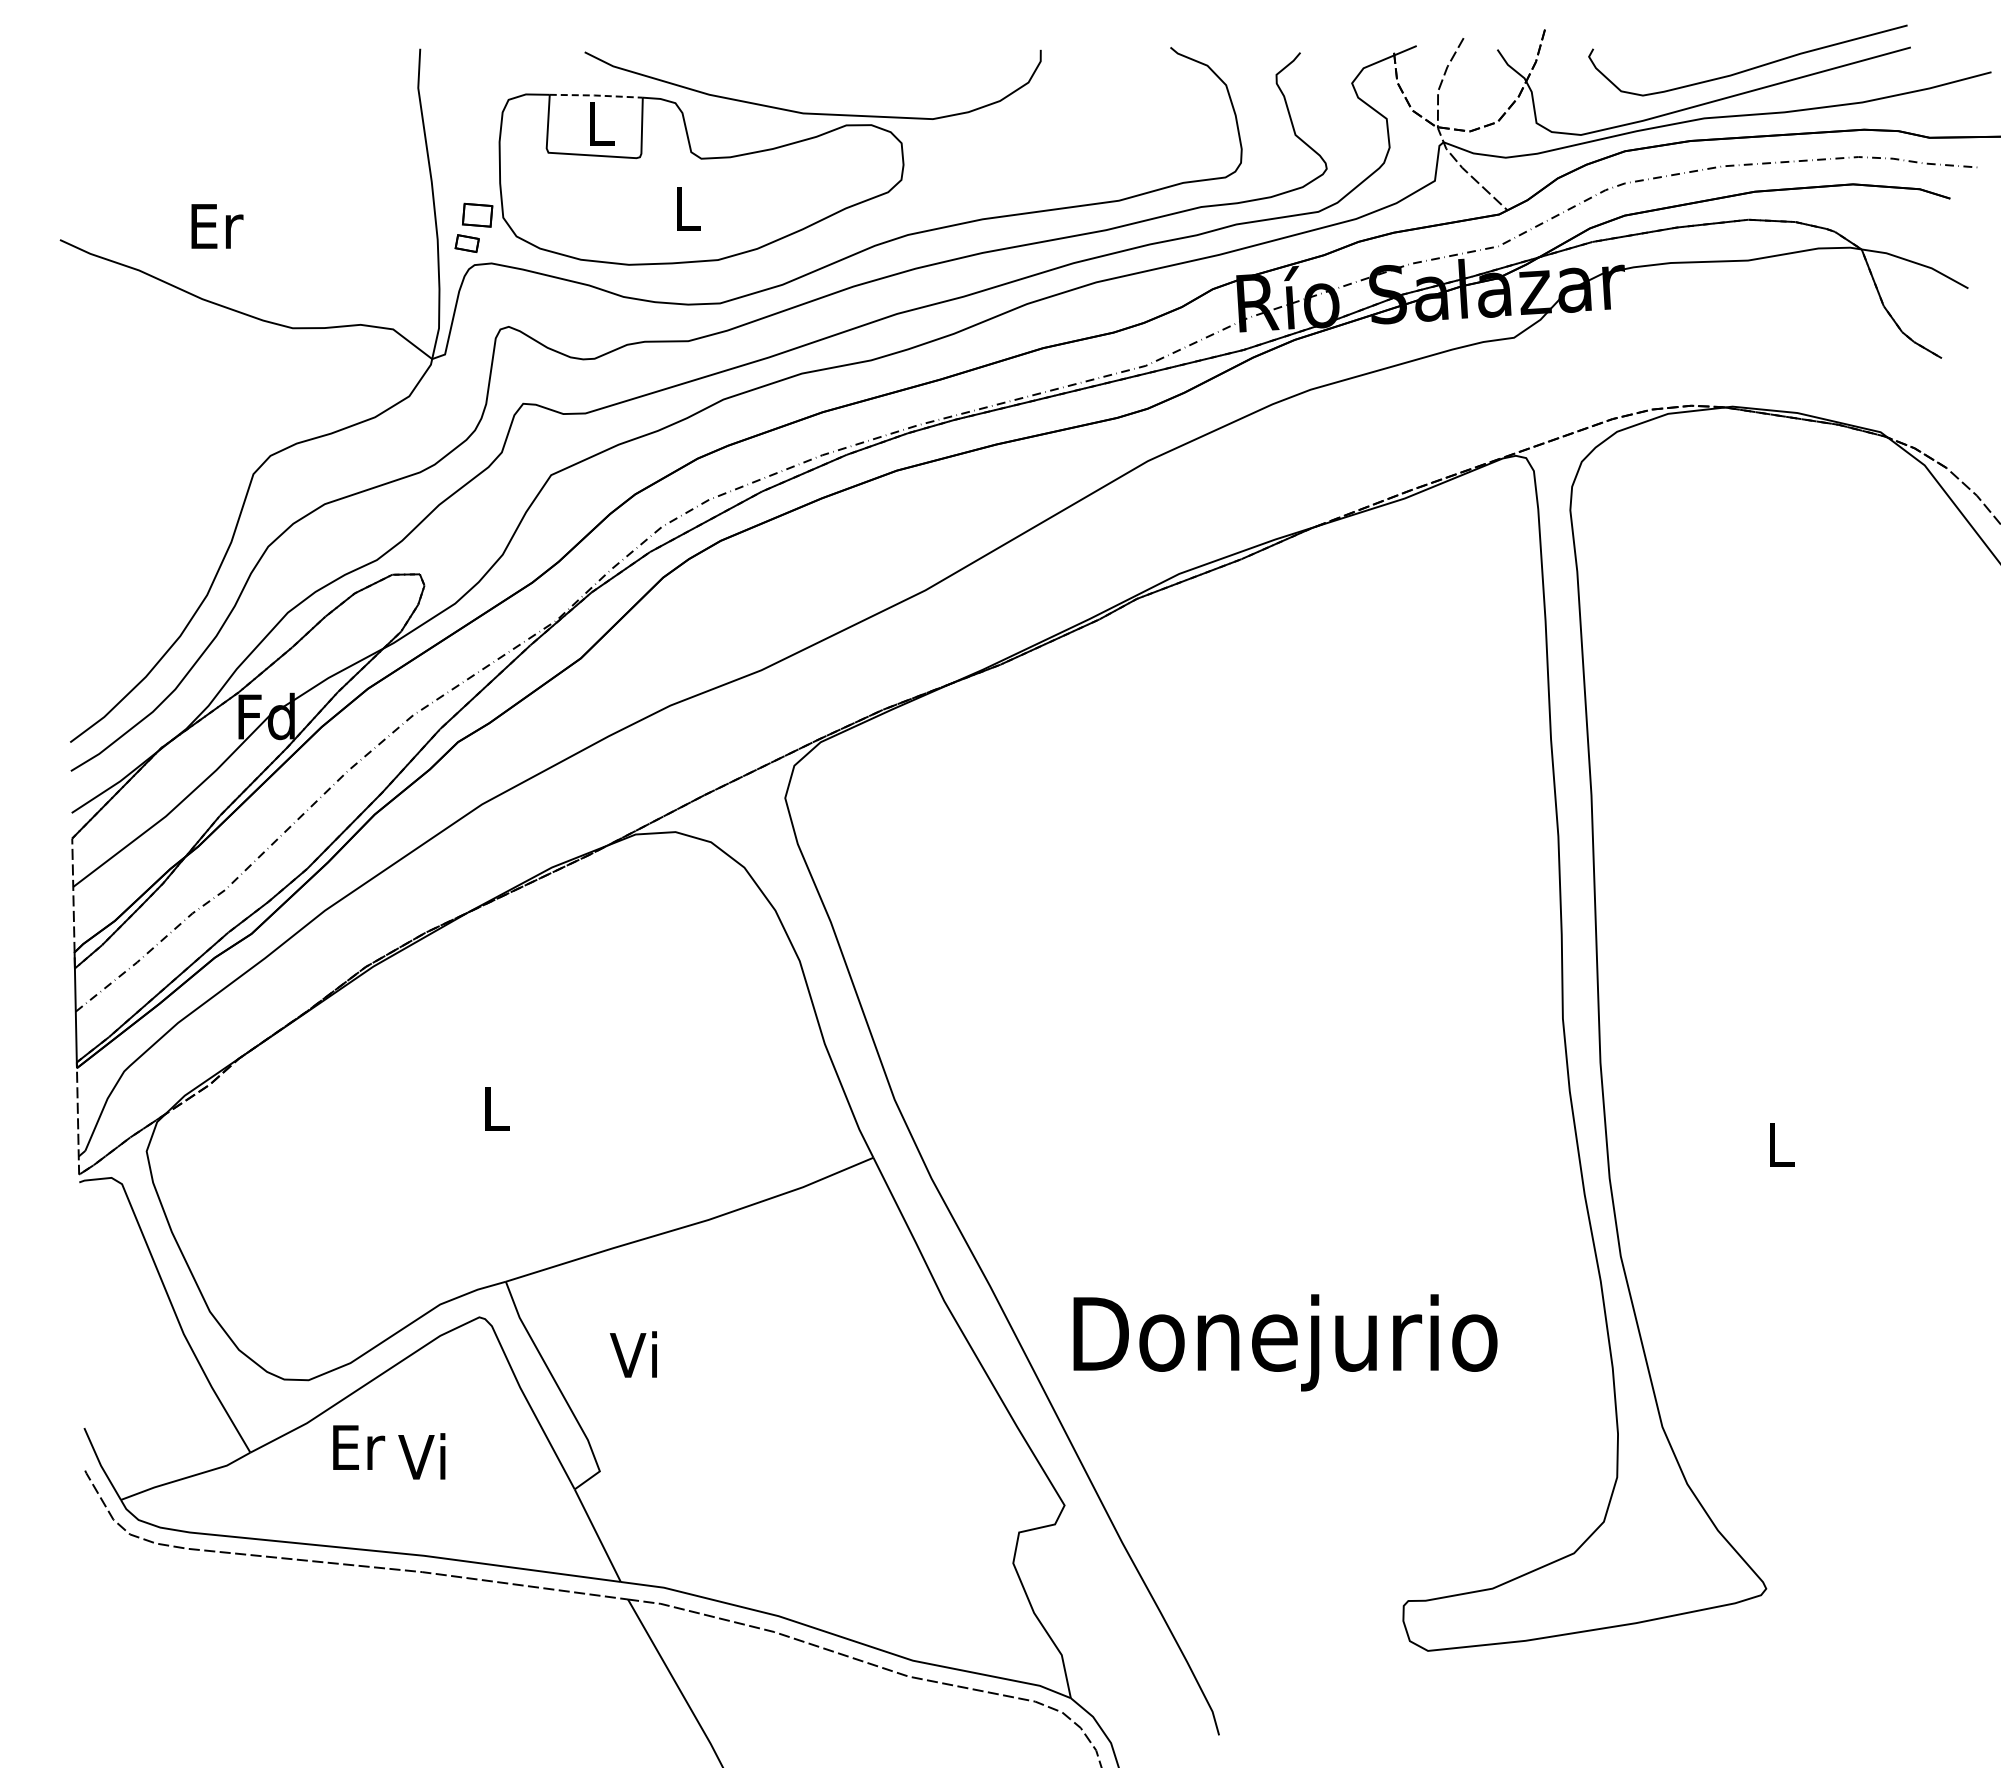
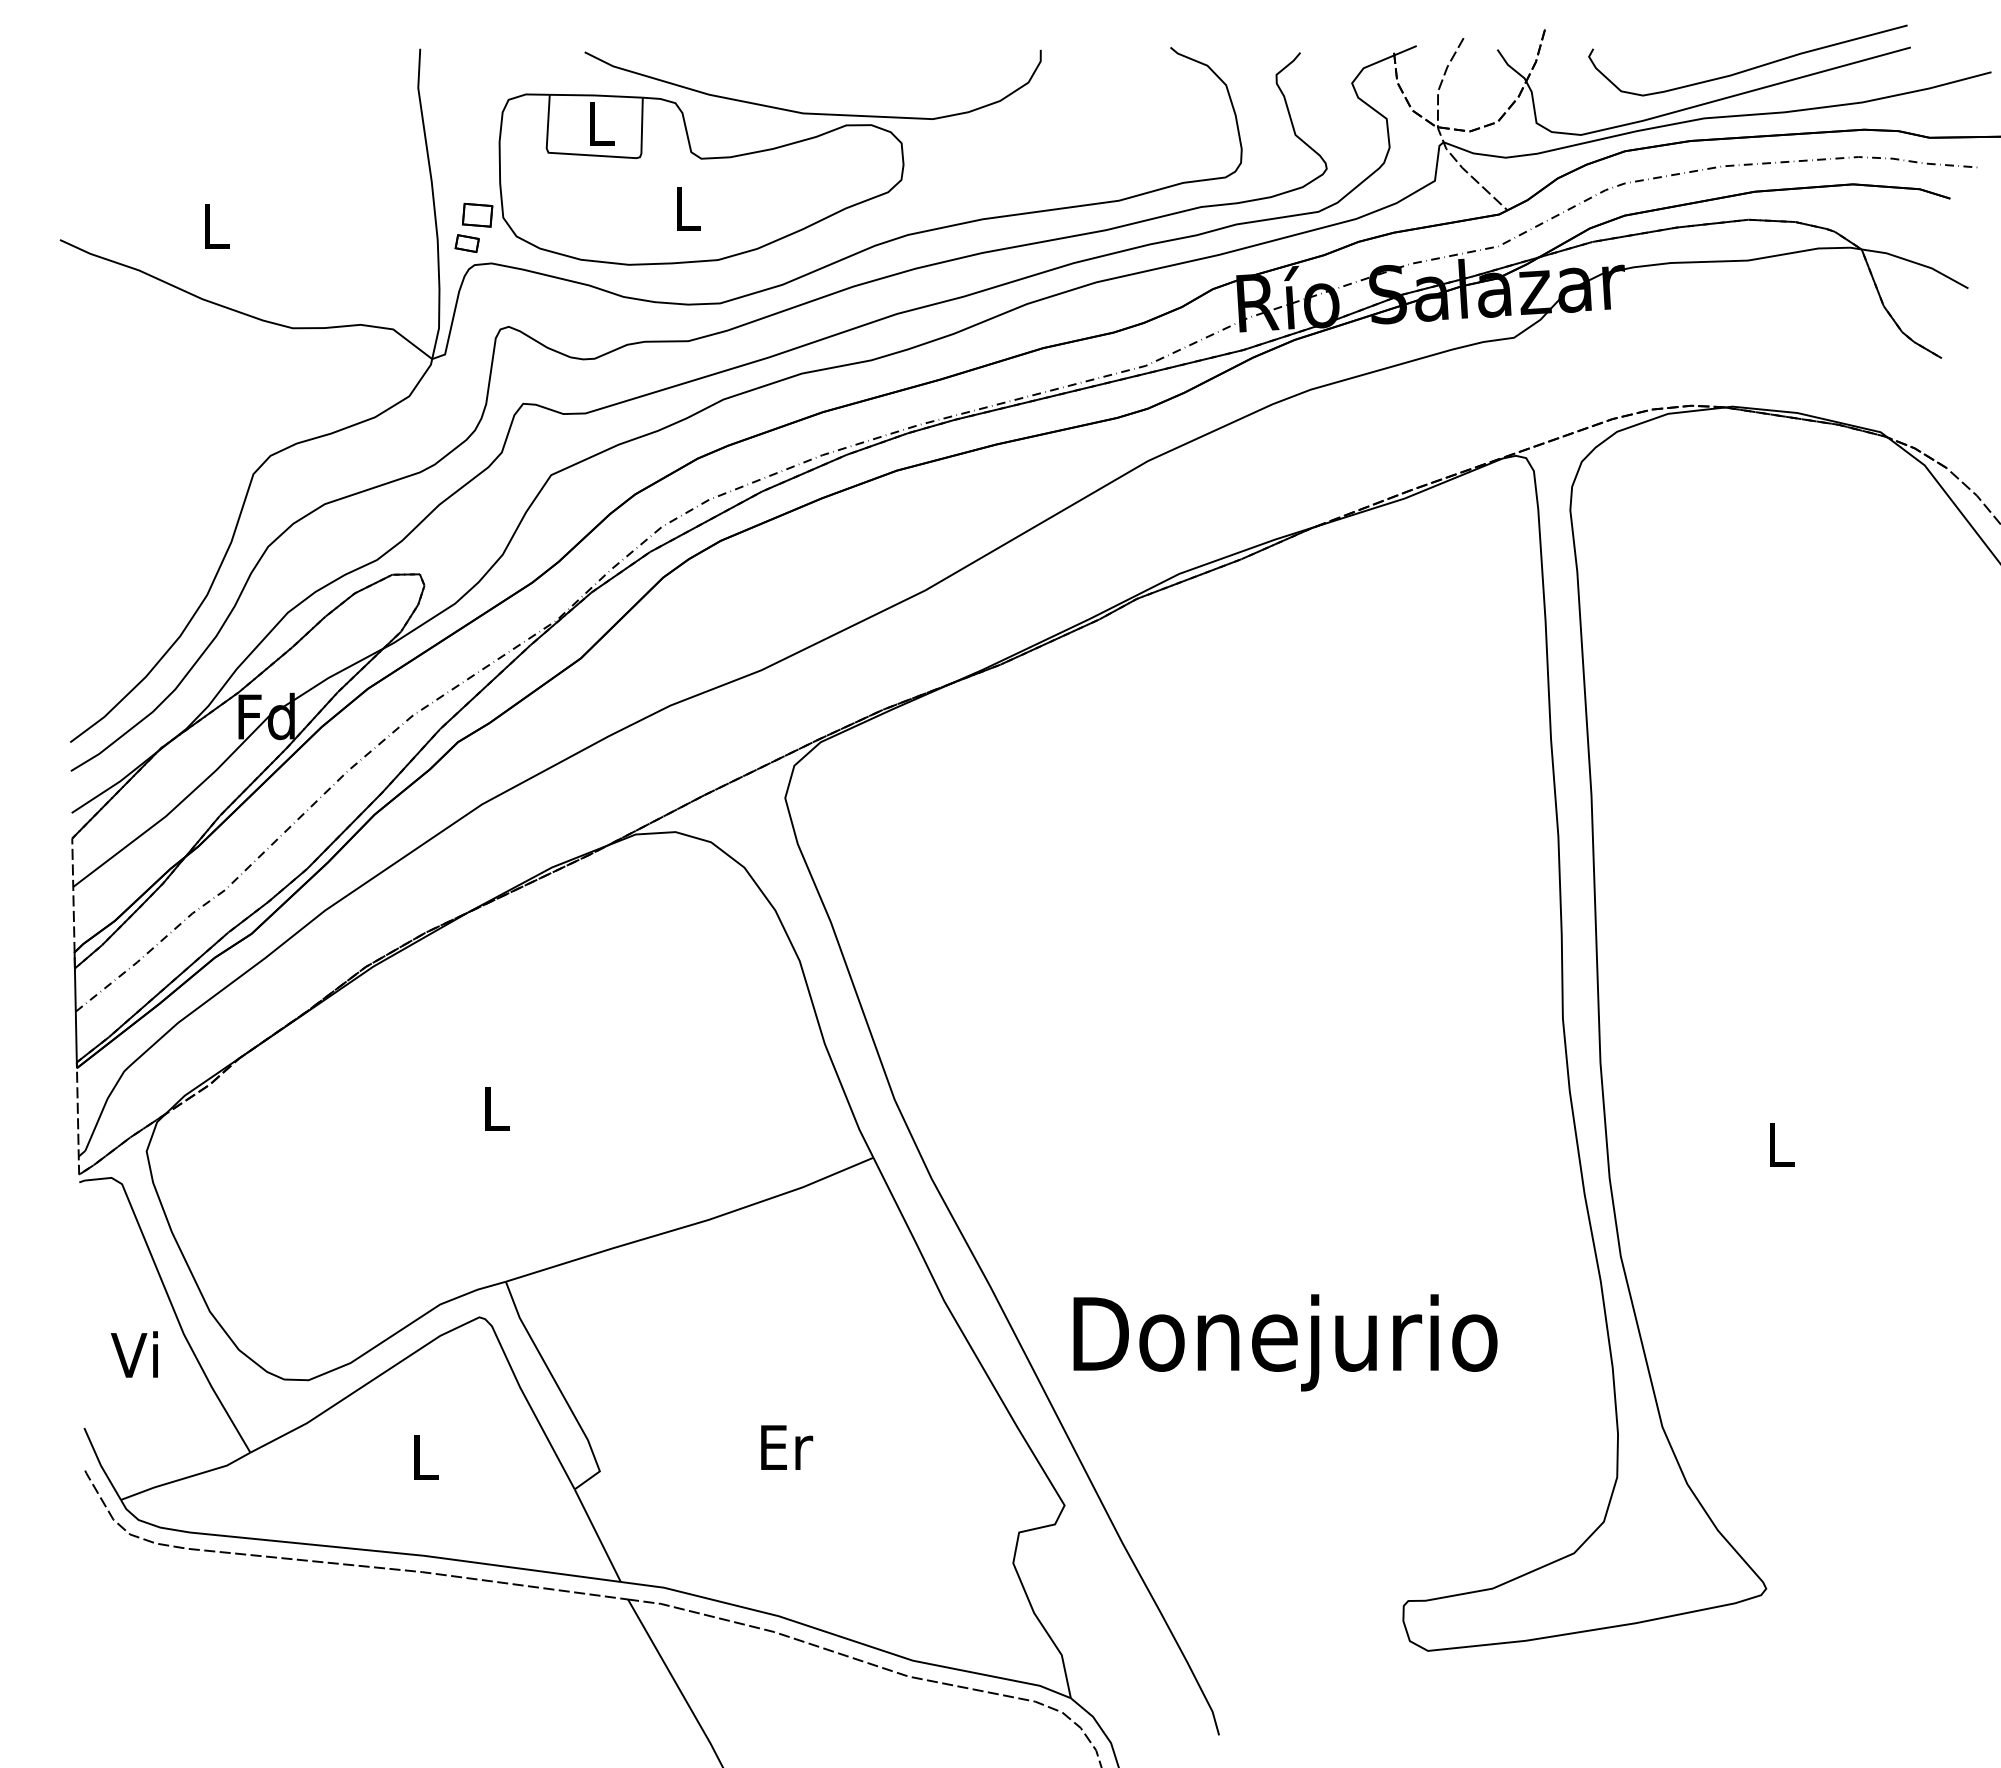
line: dashed -> solid (596, 95)
text: Er -> L (217, 226)
text position: (633, 1354) -> (134, 1354) (134, 1354)
text position: (359, 1447) -> (787, 1447) (787, 1447)
text: Vi -> L (421, 1456)
